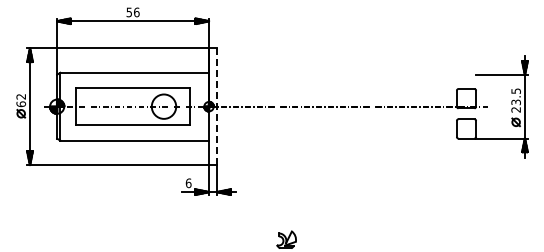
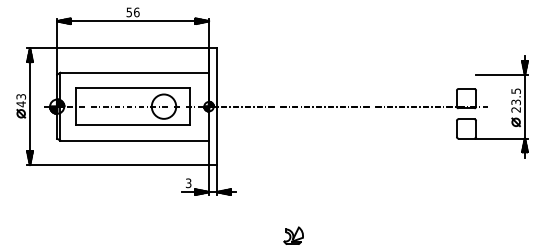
text: 62 -> 43 (21, 100)
line: dashed -> solid (217, 106)
text: 6 -> 3 (188, 183)
part position: (286, 239) -> (293, 235) (293, 235)
